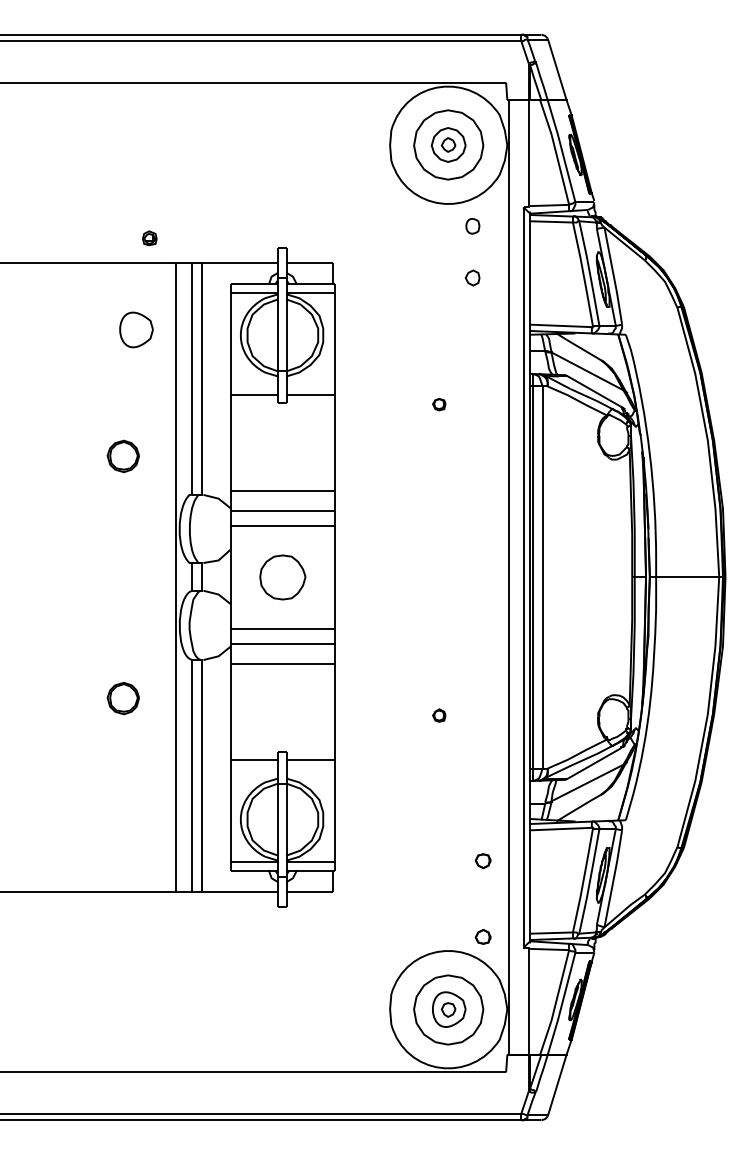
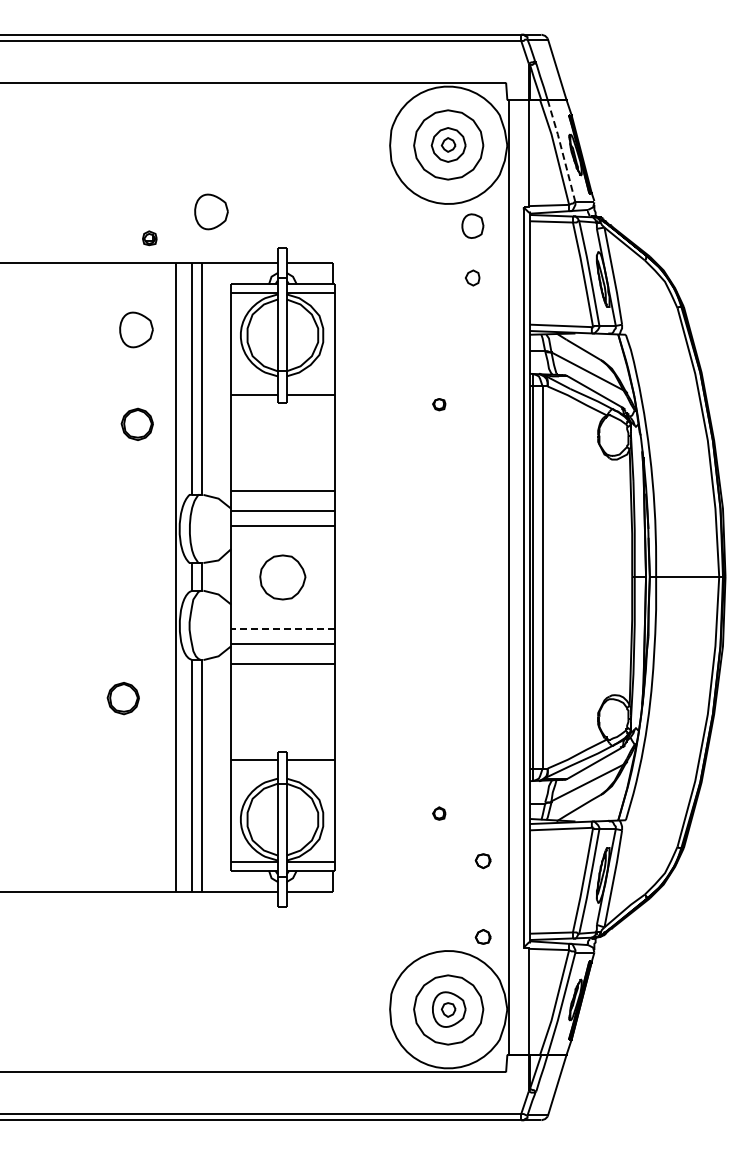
line: solid -> dashed (562, 150)
part: none -> present (211, 211)
part size: 16x17 px -> 24x26 px (472, 225)
part position: (122, 455) -> (136, 423) (136, 423)
line: solid -> dashed (282, 628)
part position: (439, 715) -> (439, 813) (439, 813)
